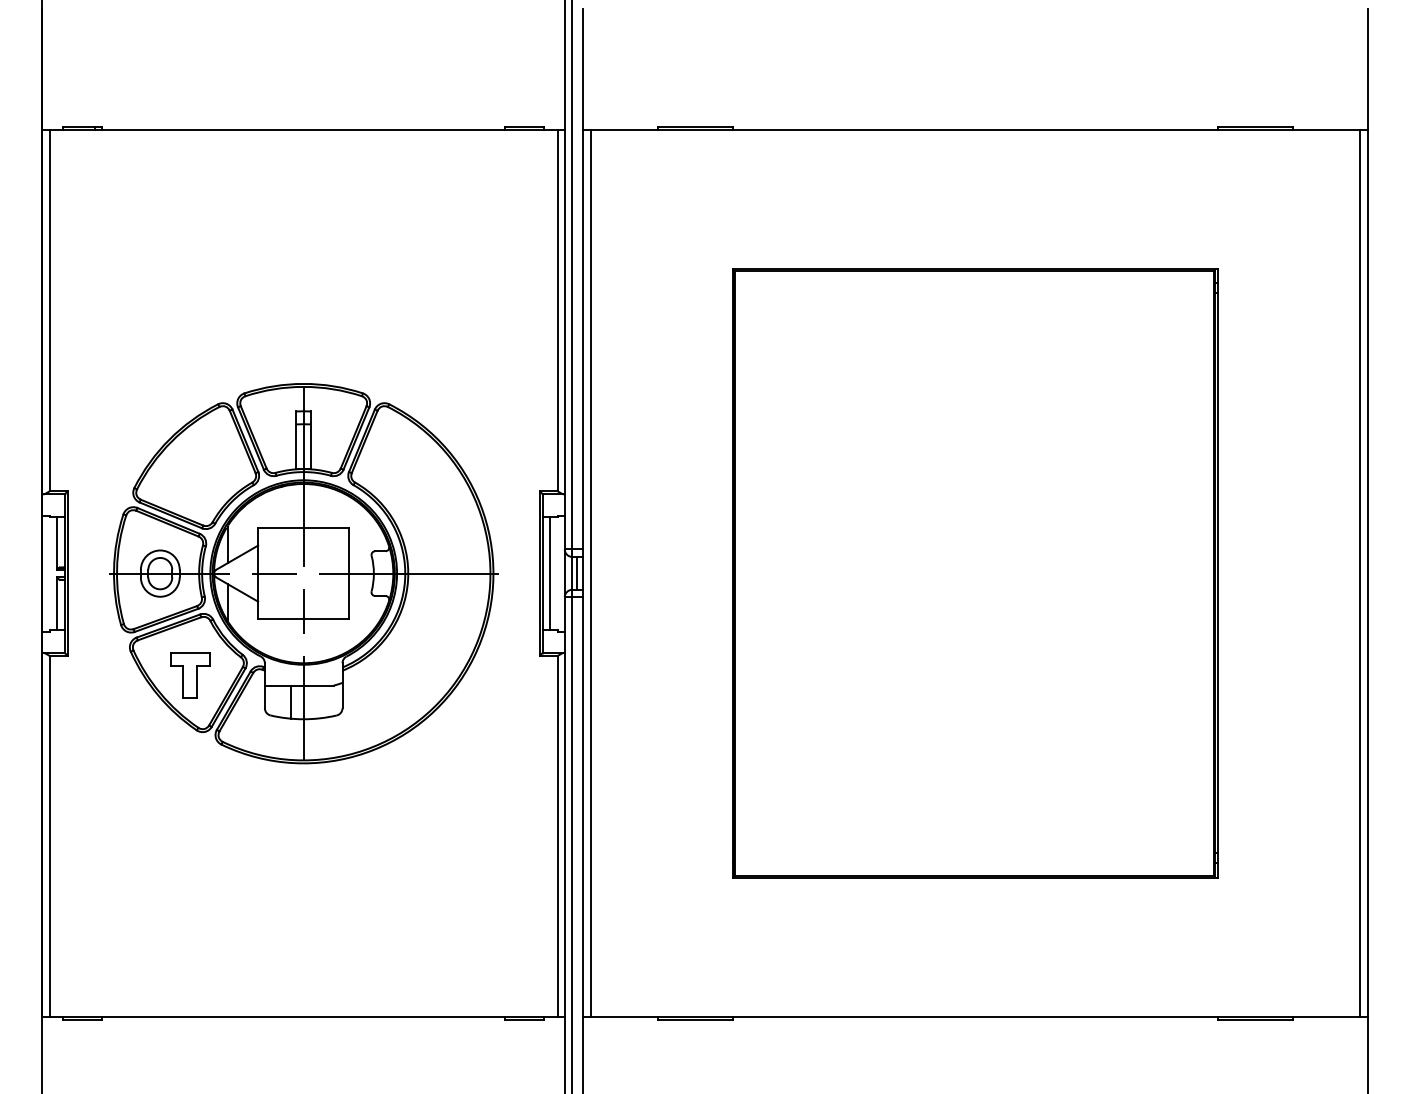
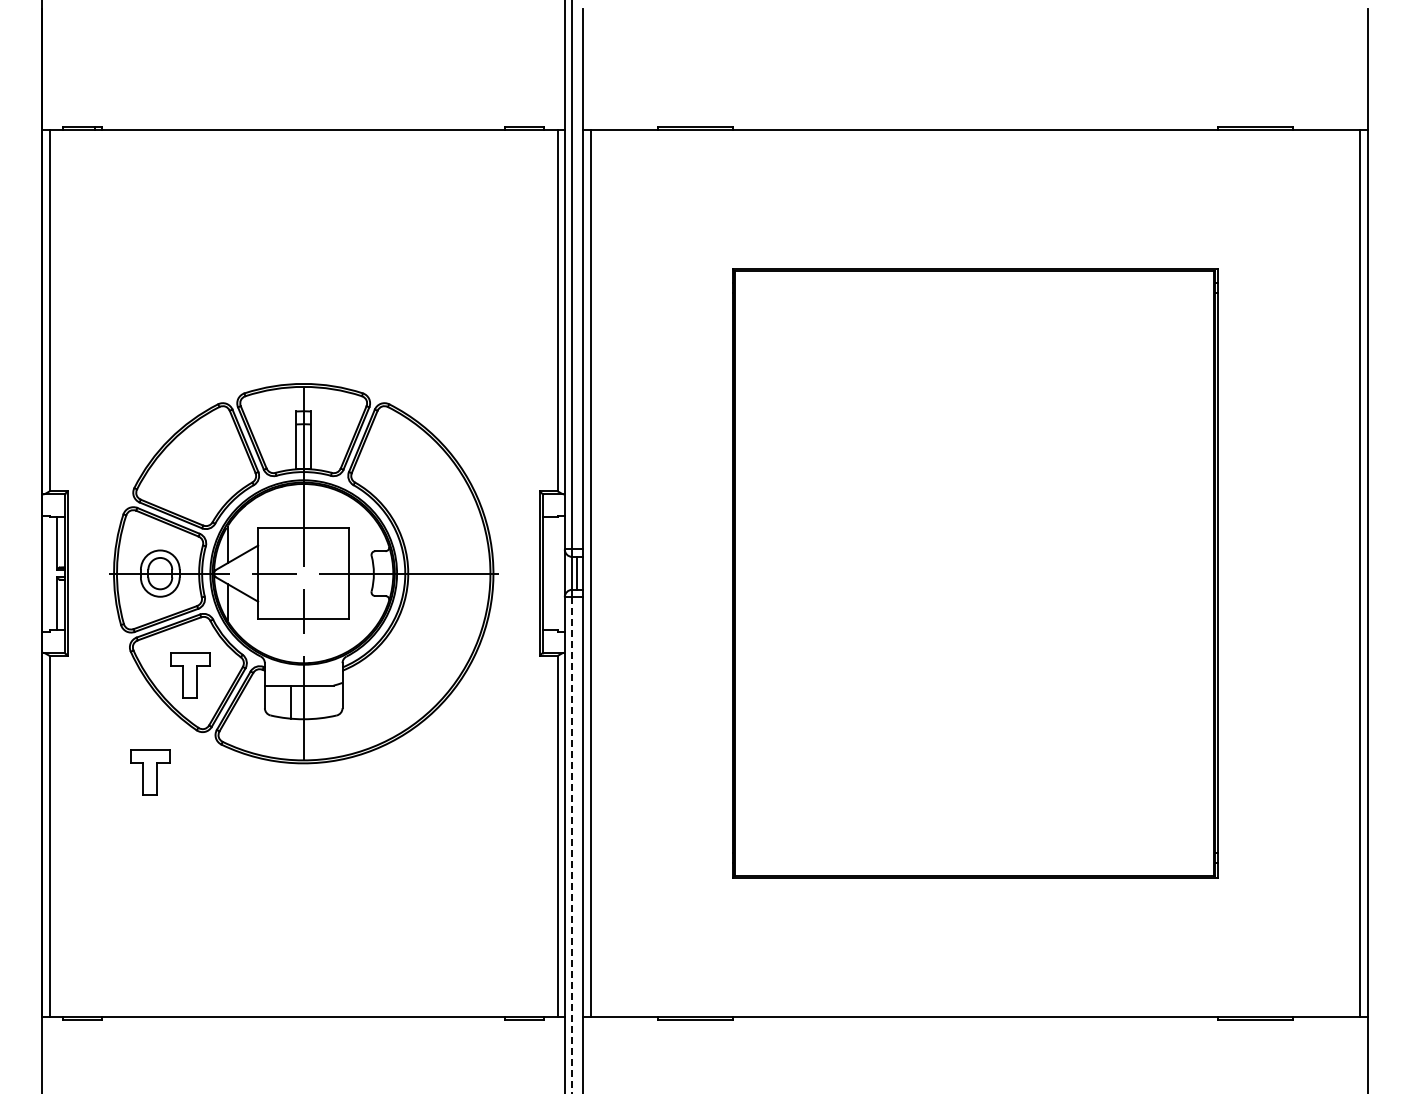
line: present -> none (550, 573)
part: none -> present (150, 772)
line: solid -> dashed (572, 846)
